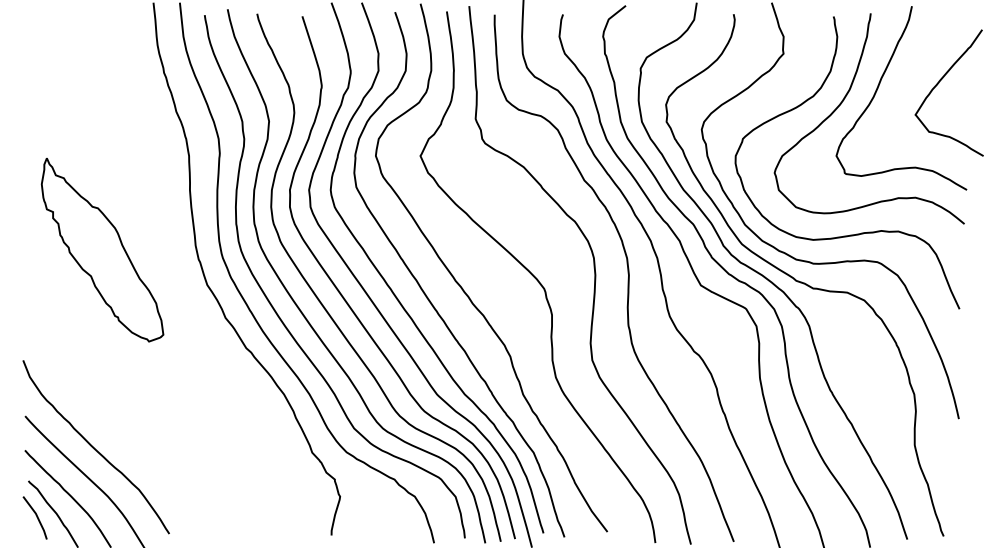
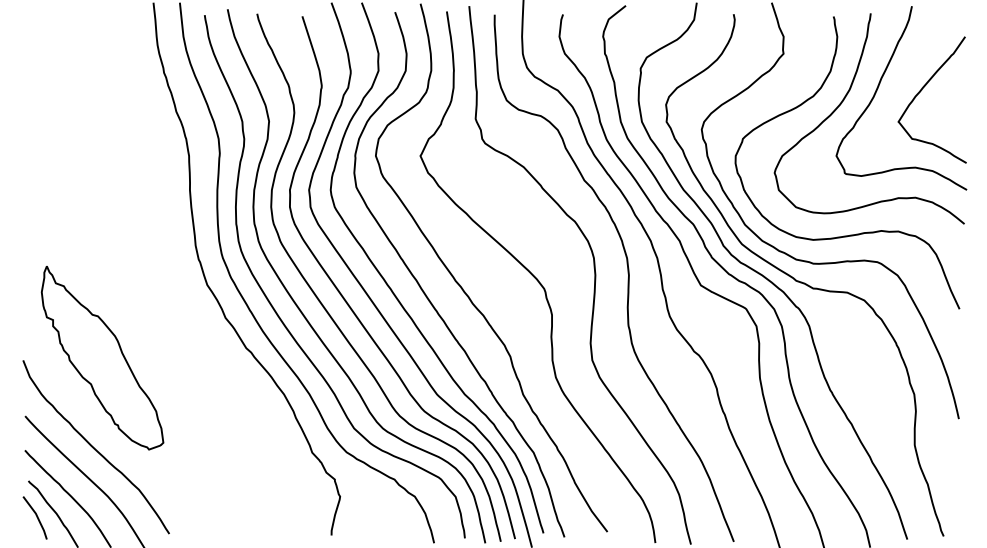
curve position: (939, 83) -> (922, 90) (922, 90)
part position: (102, 250) -> (102, 358) (102, 358)
